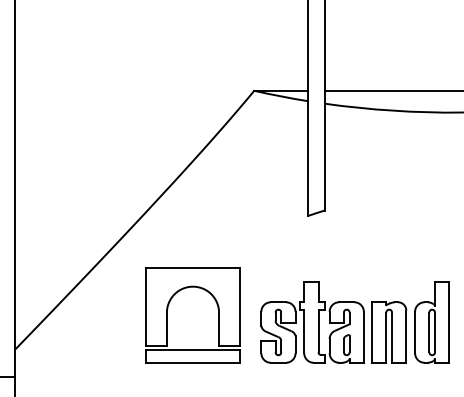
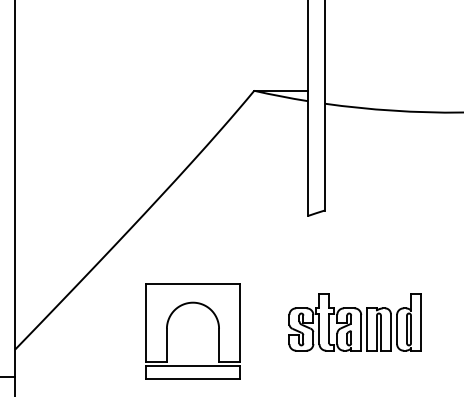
line: present -> none (392, 90)
part position: (168, 308) -> (168, 324) (168, 324)
part size: 190x83 px -> 134x59 px (354, 322)
